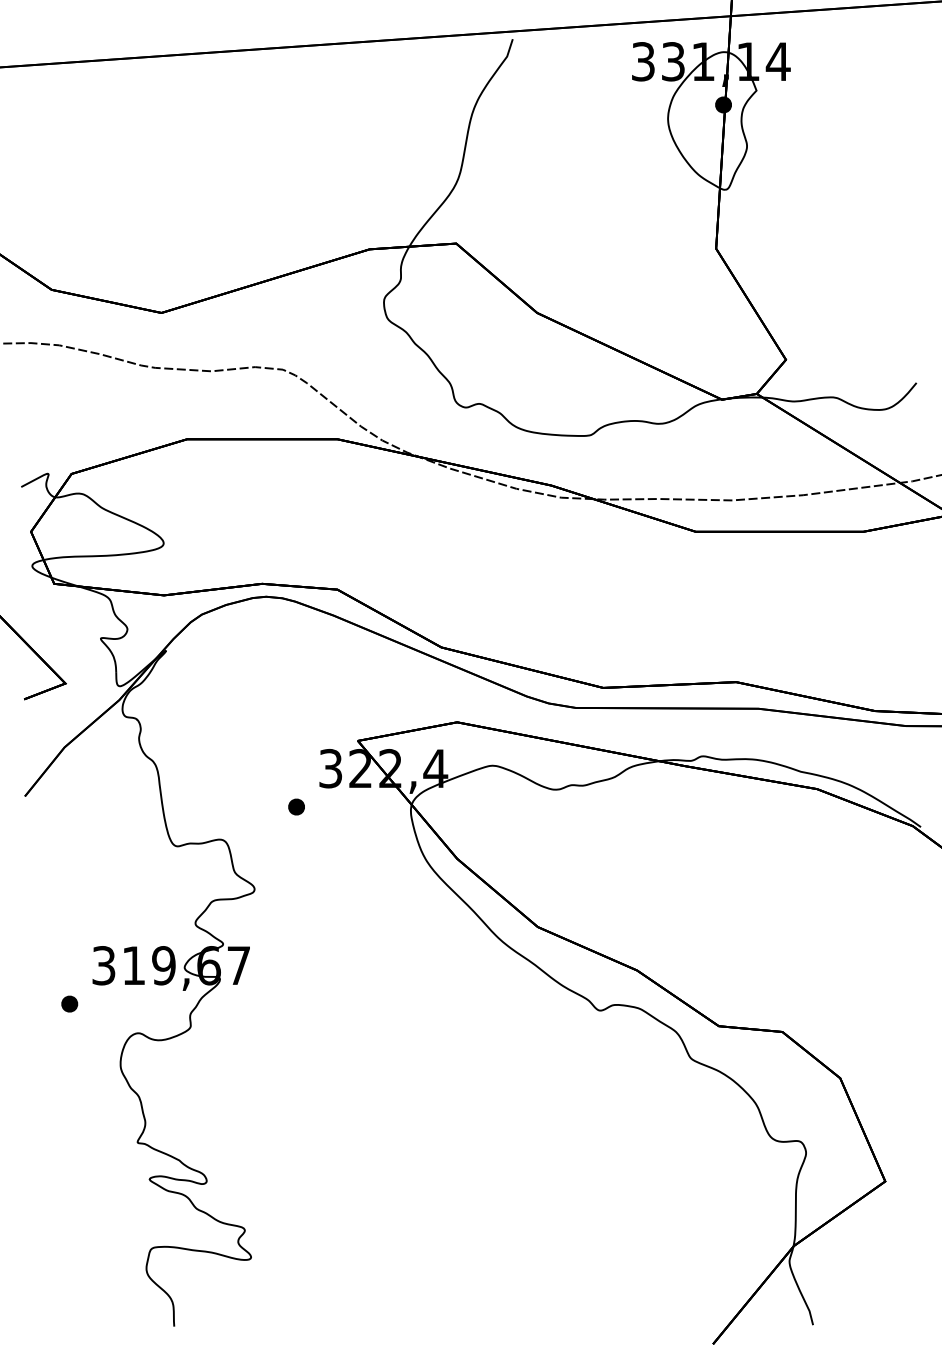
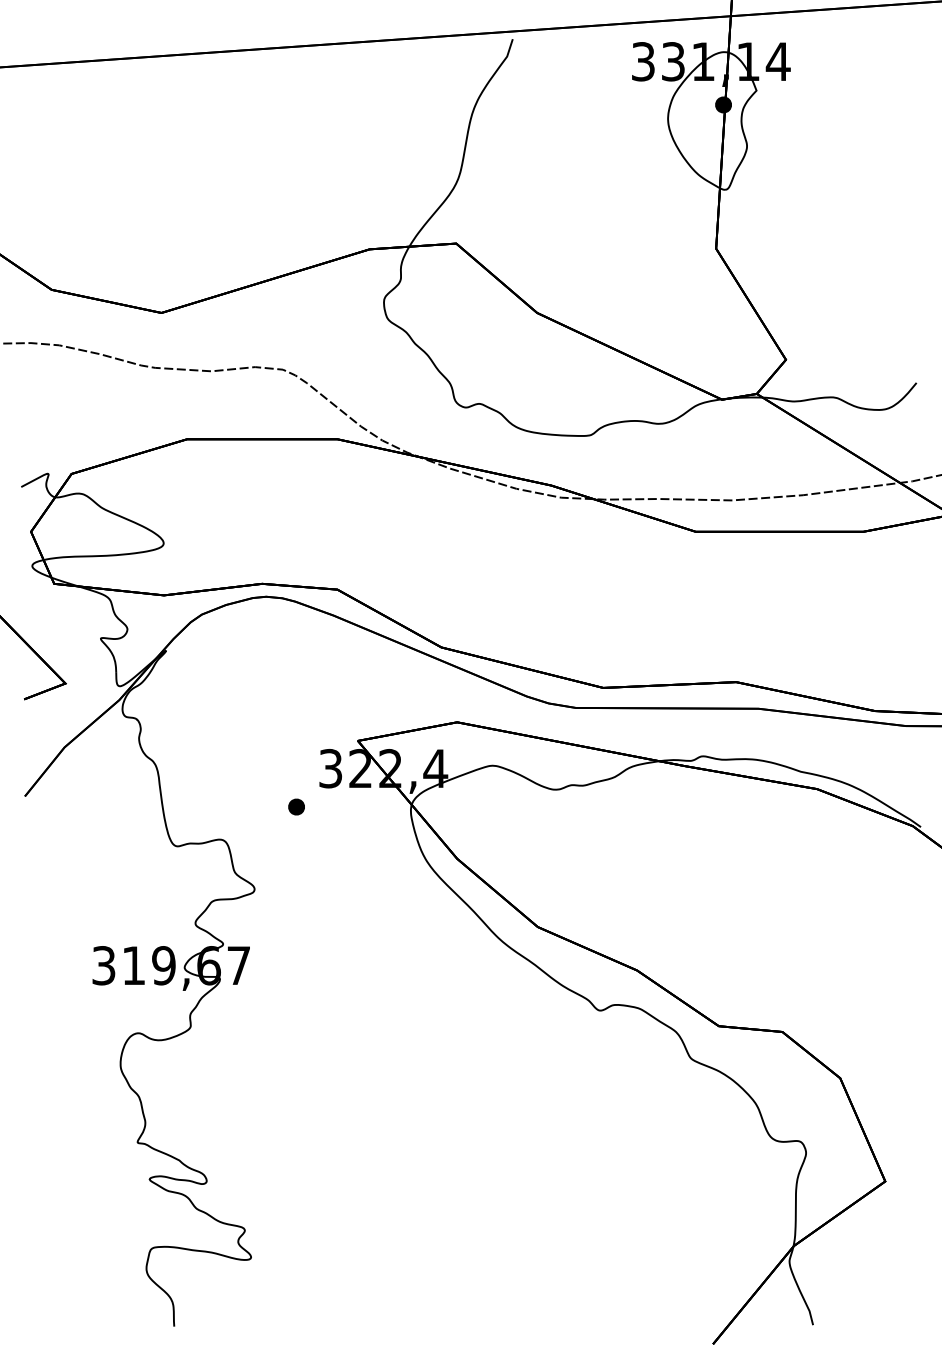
part: present -> none (69, 1003)
